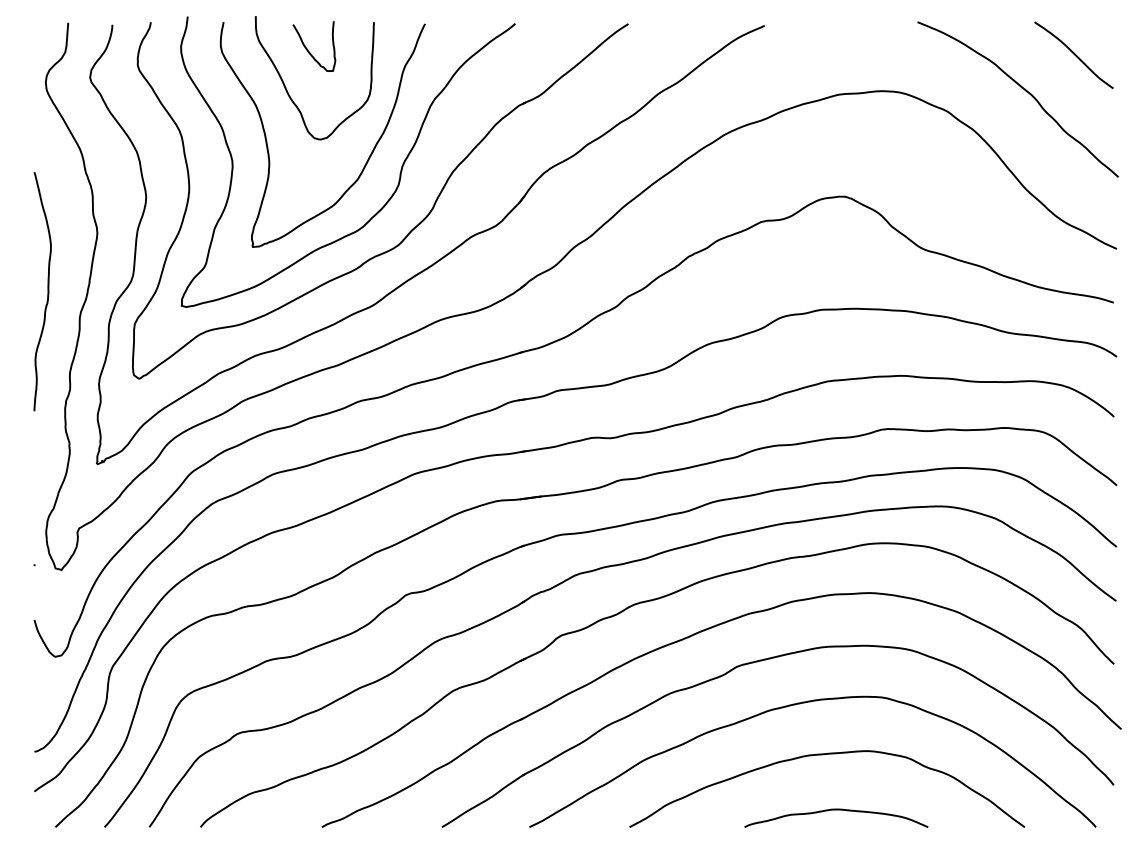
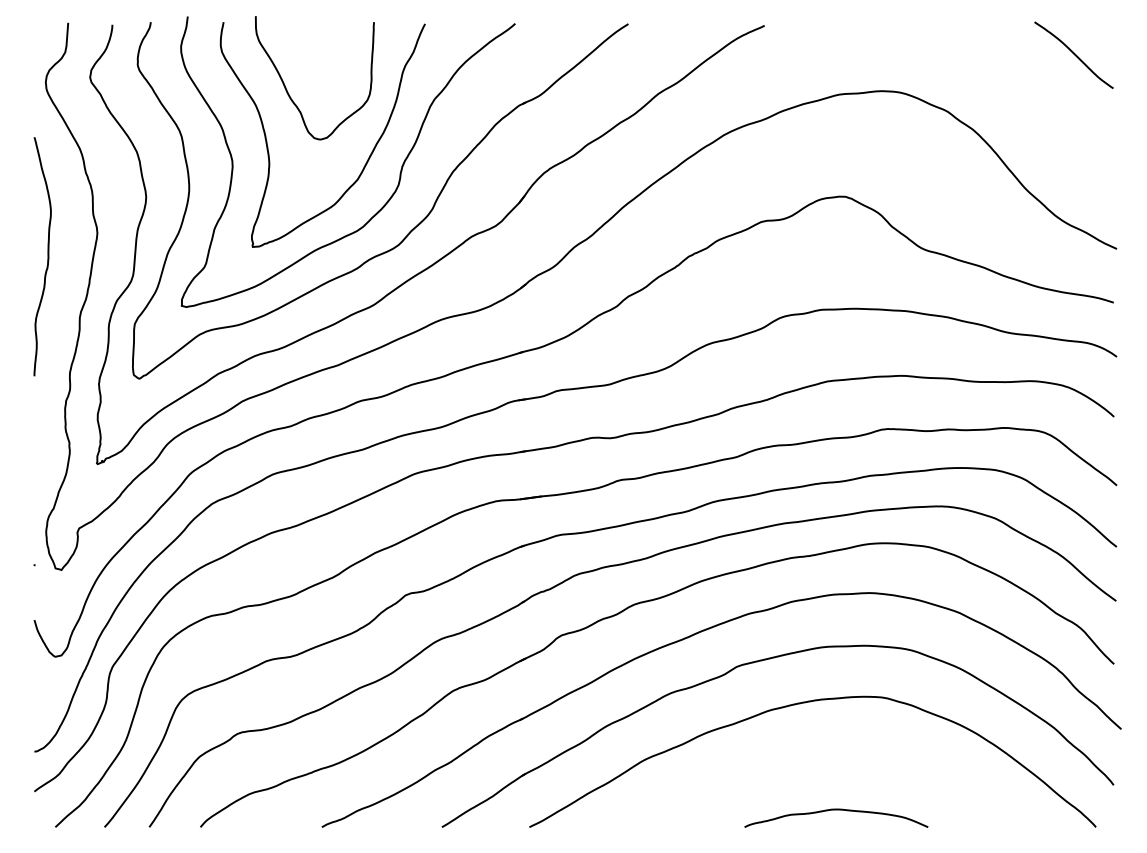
curve: present -> none (308, 49)
curve: present -> none (1025, 91)
curve position: (47, 291) -> (47, 256) (47, 256)
curve: present -> none (823, 755)
